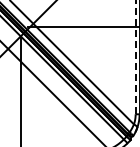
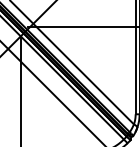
line: dashed -> solid (135, 57)
